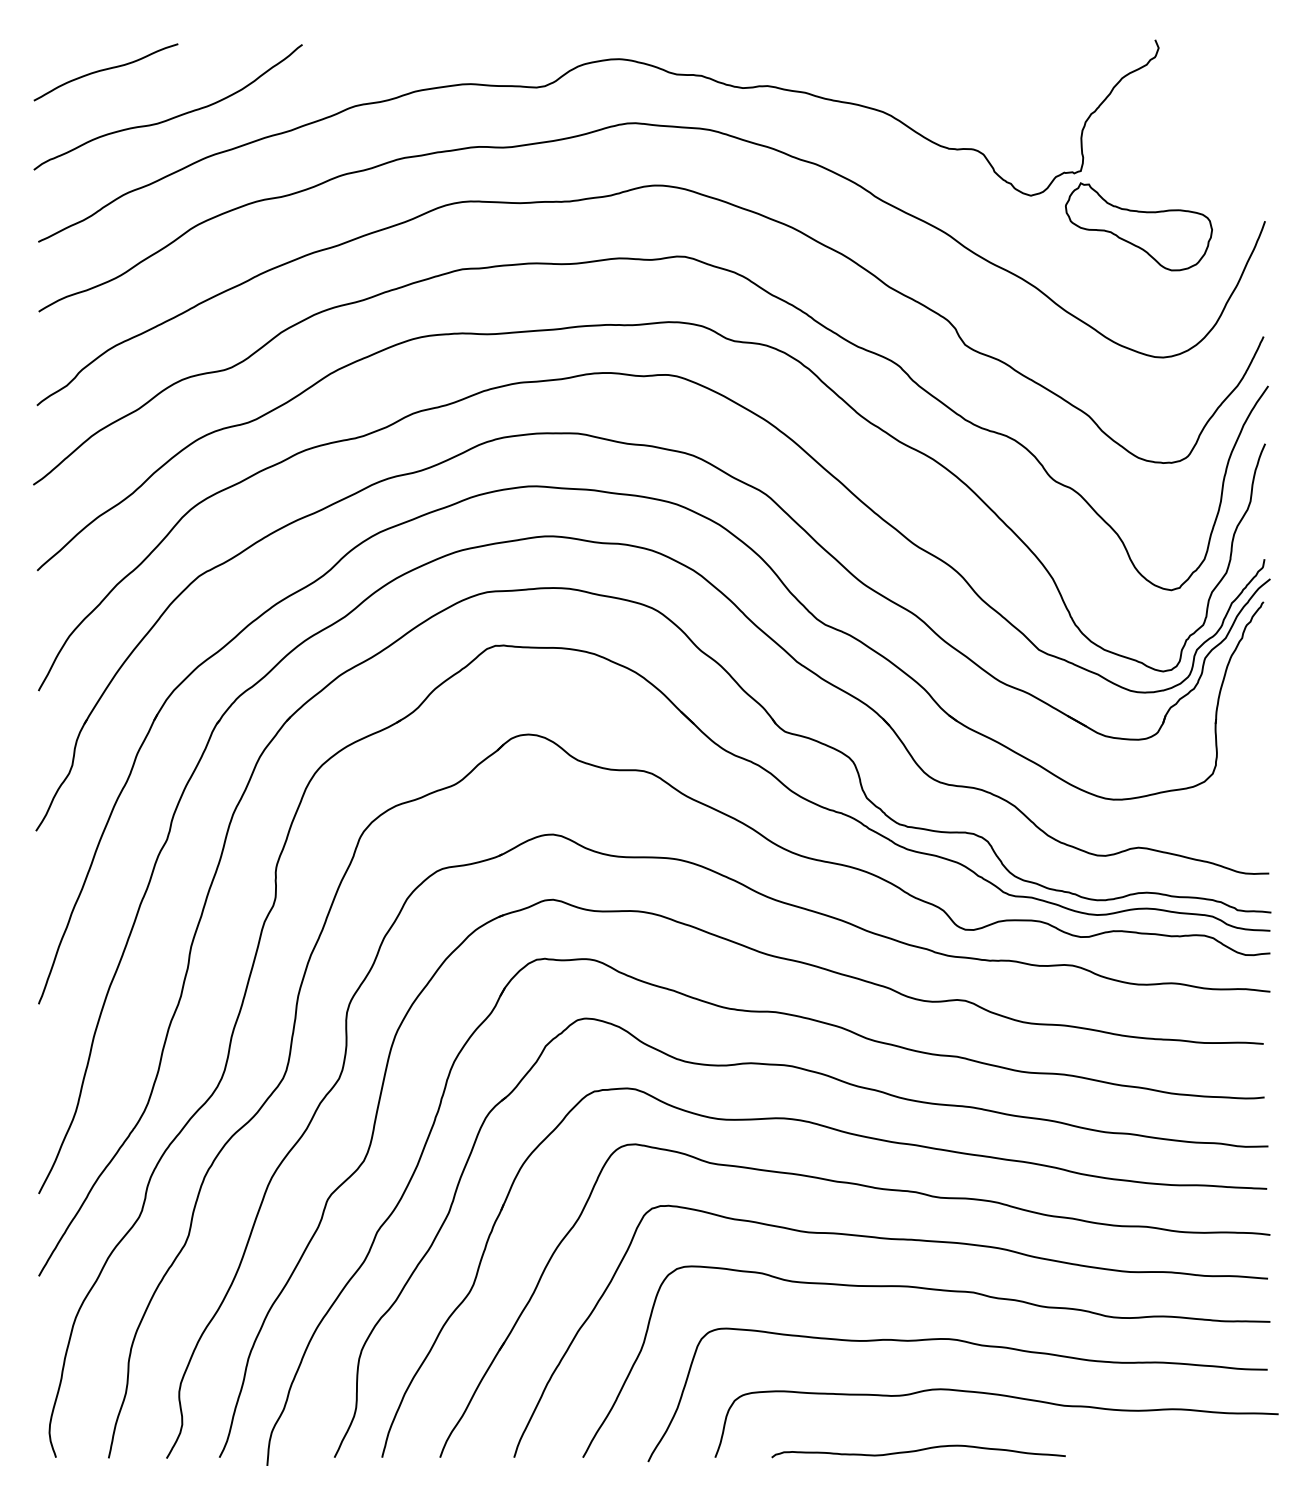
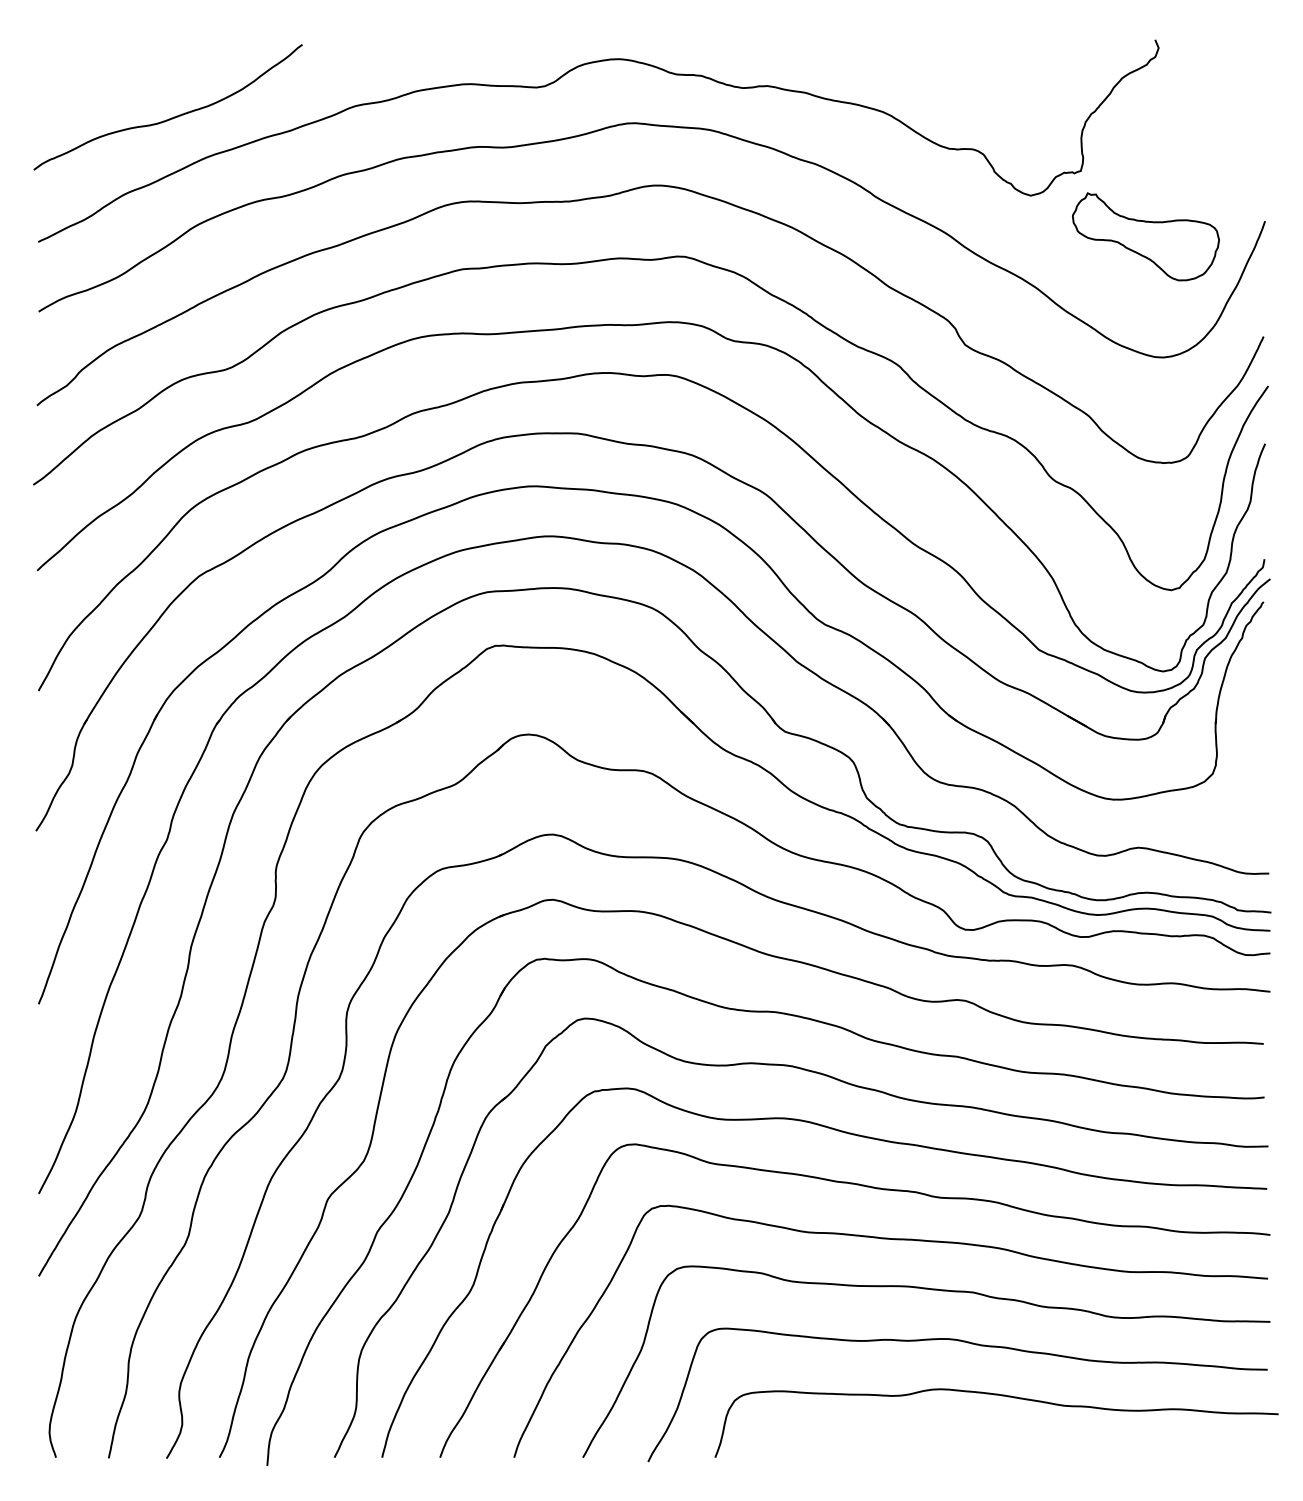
curve: present -> none (105, 70)
part position: (1138, 226) -> (1145, 236) (1145, 236)
curve: present -> none (918, 1451)
